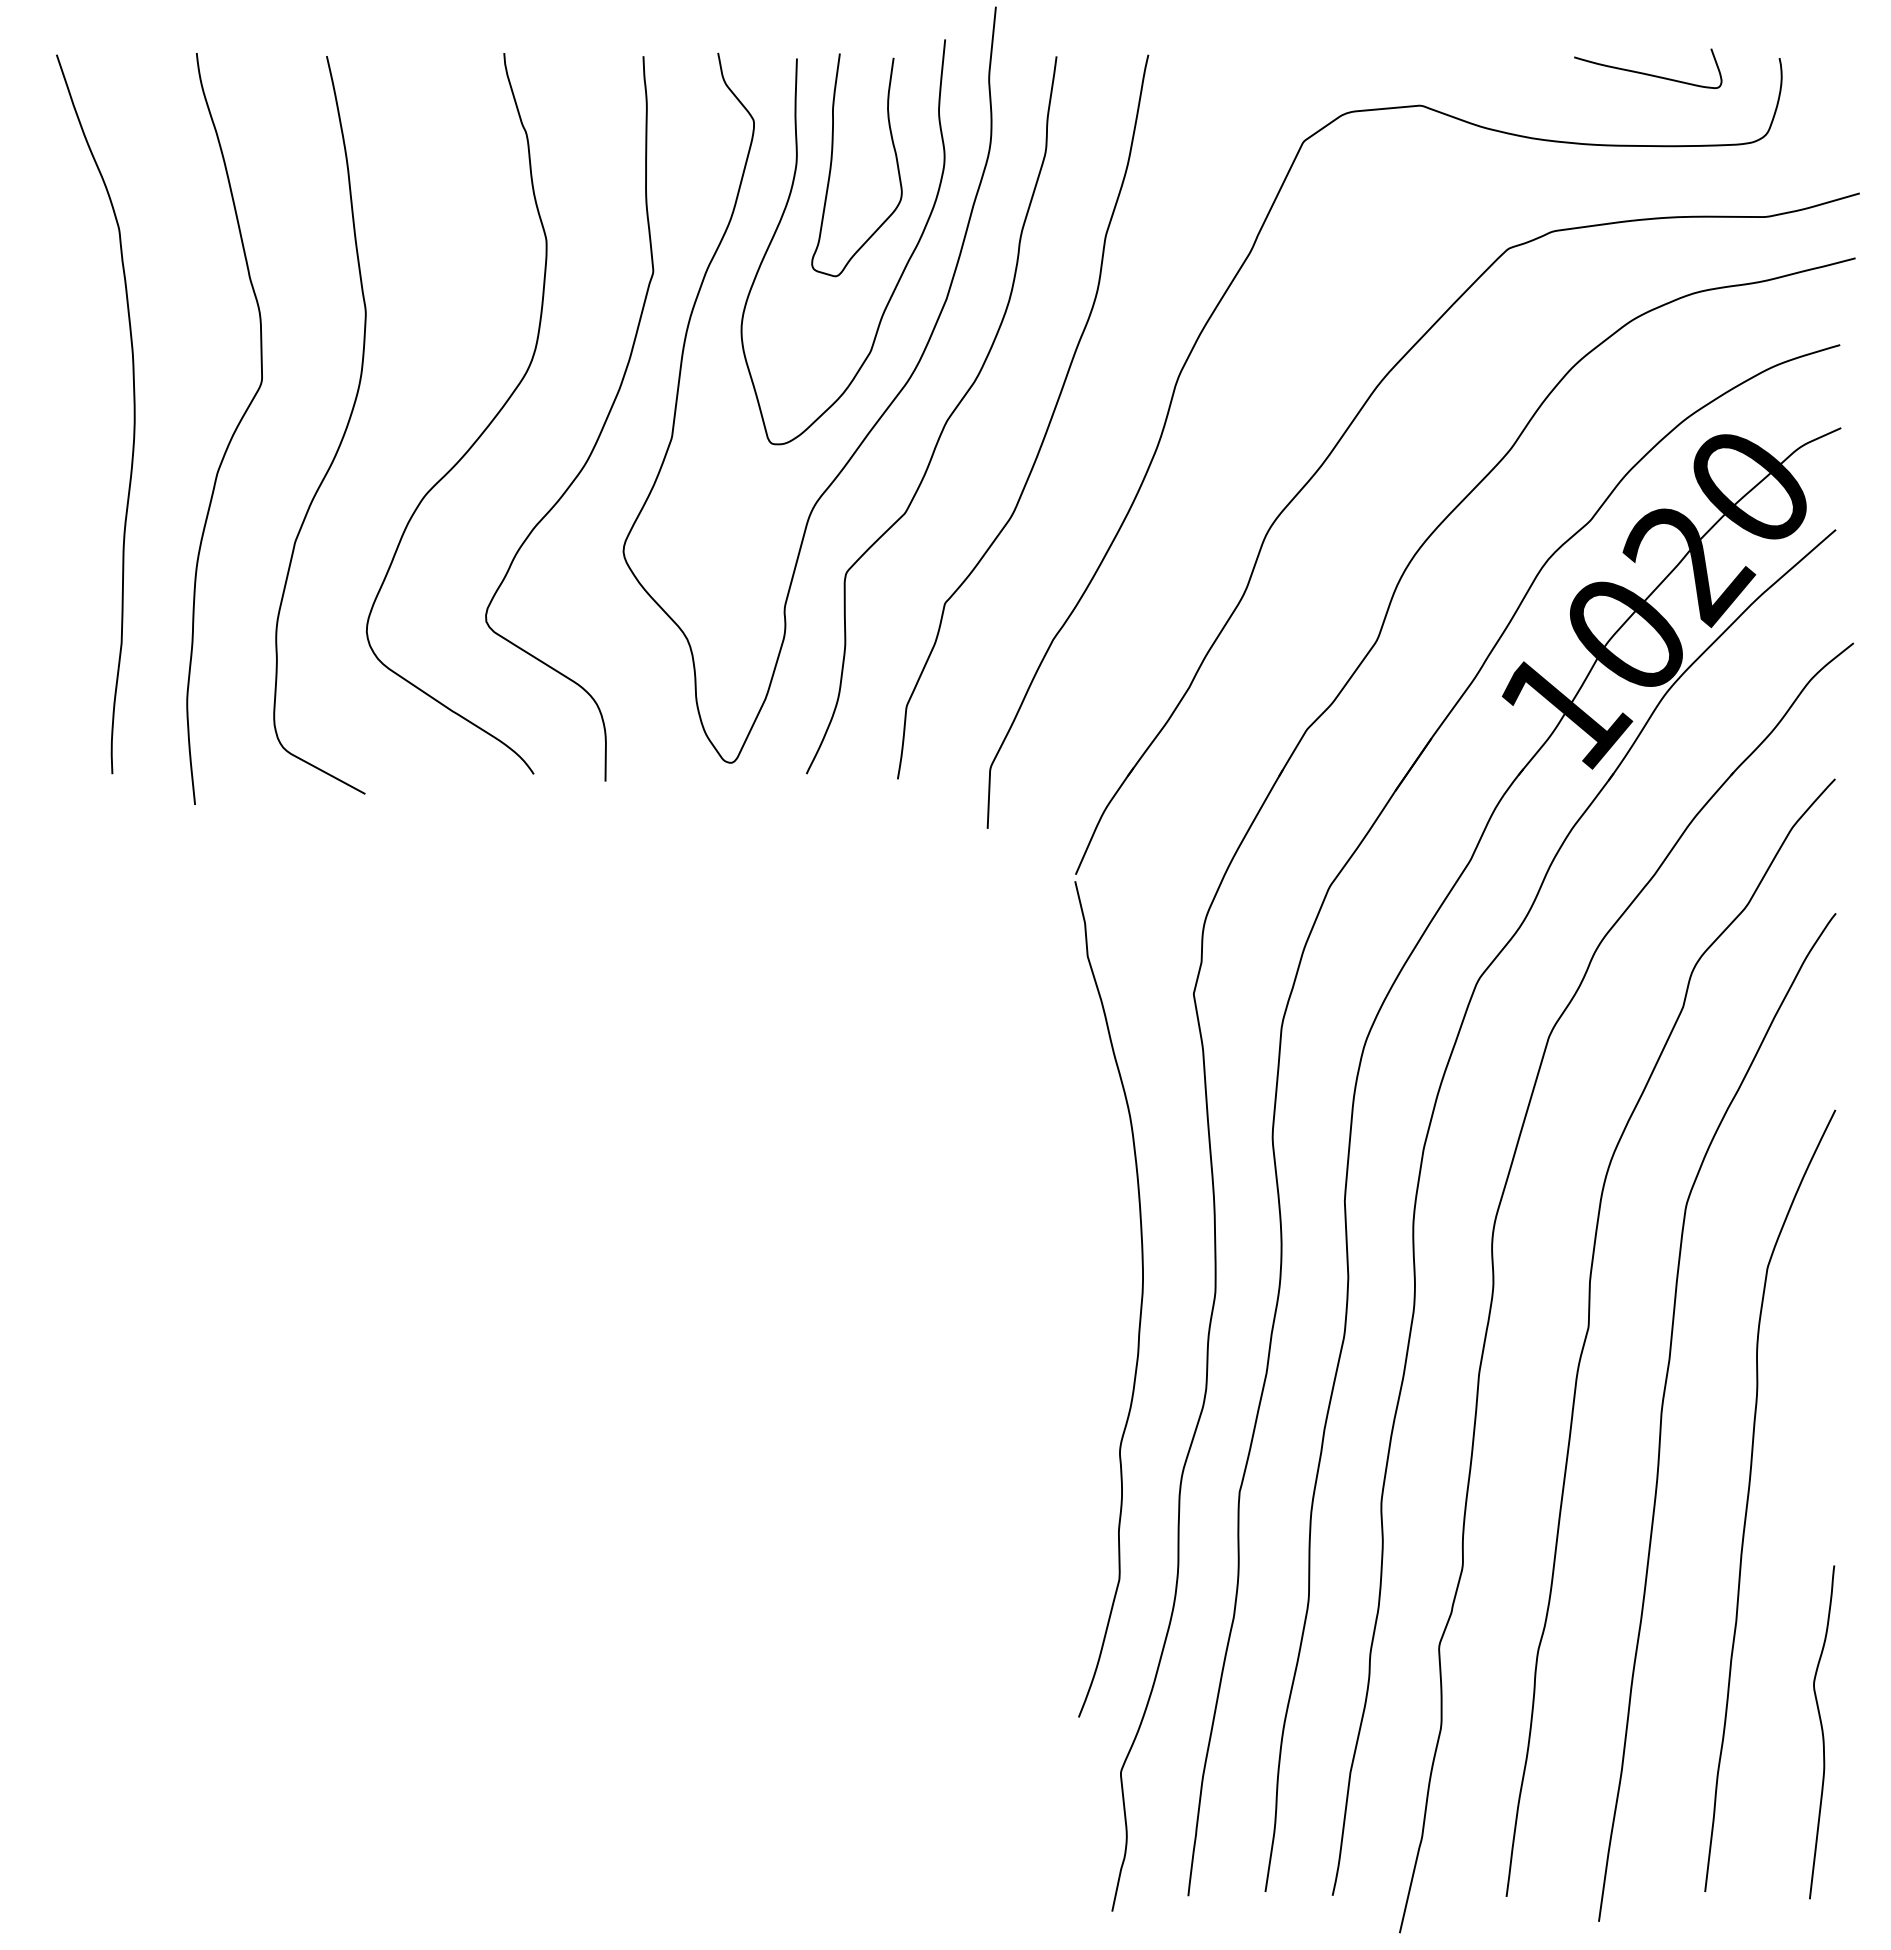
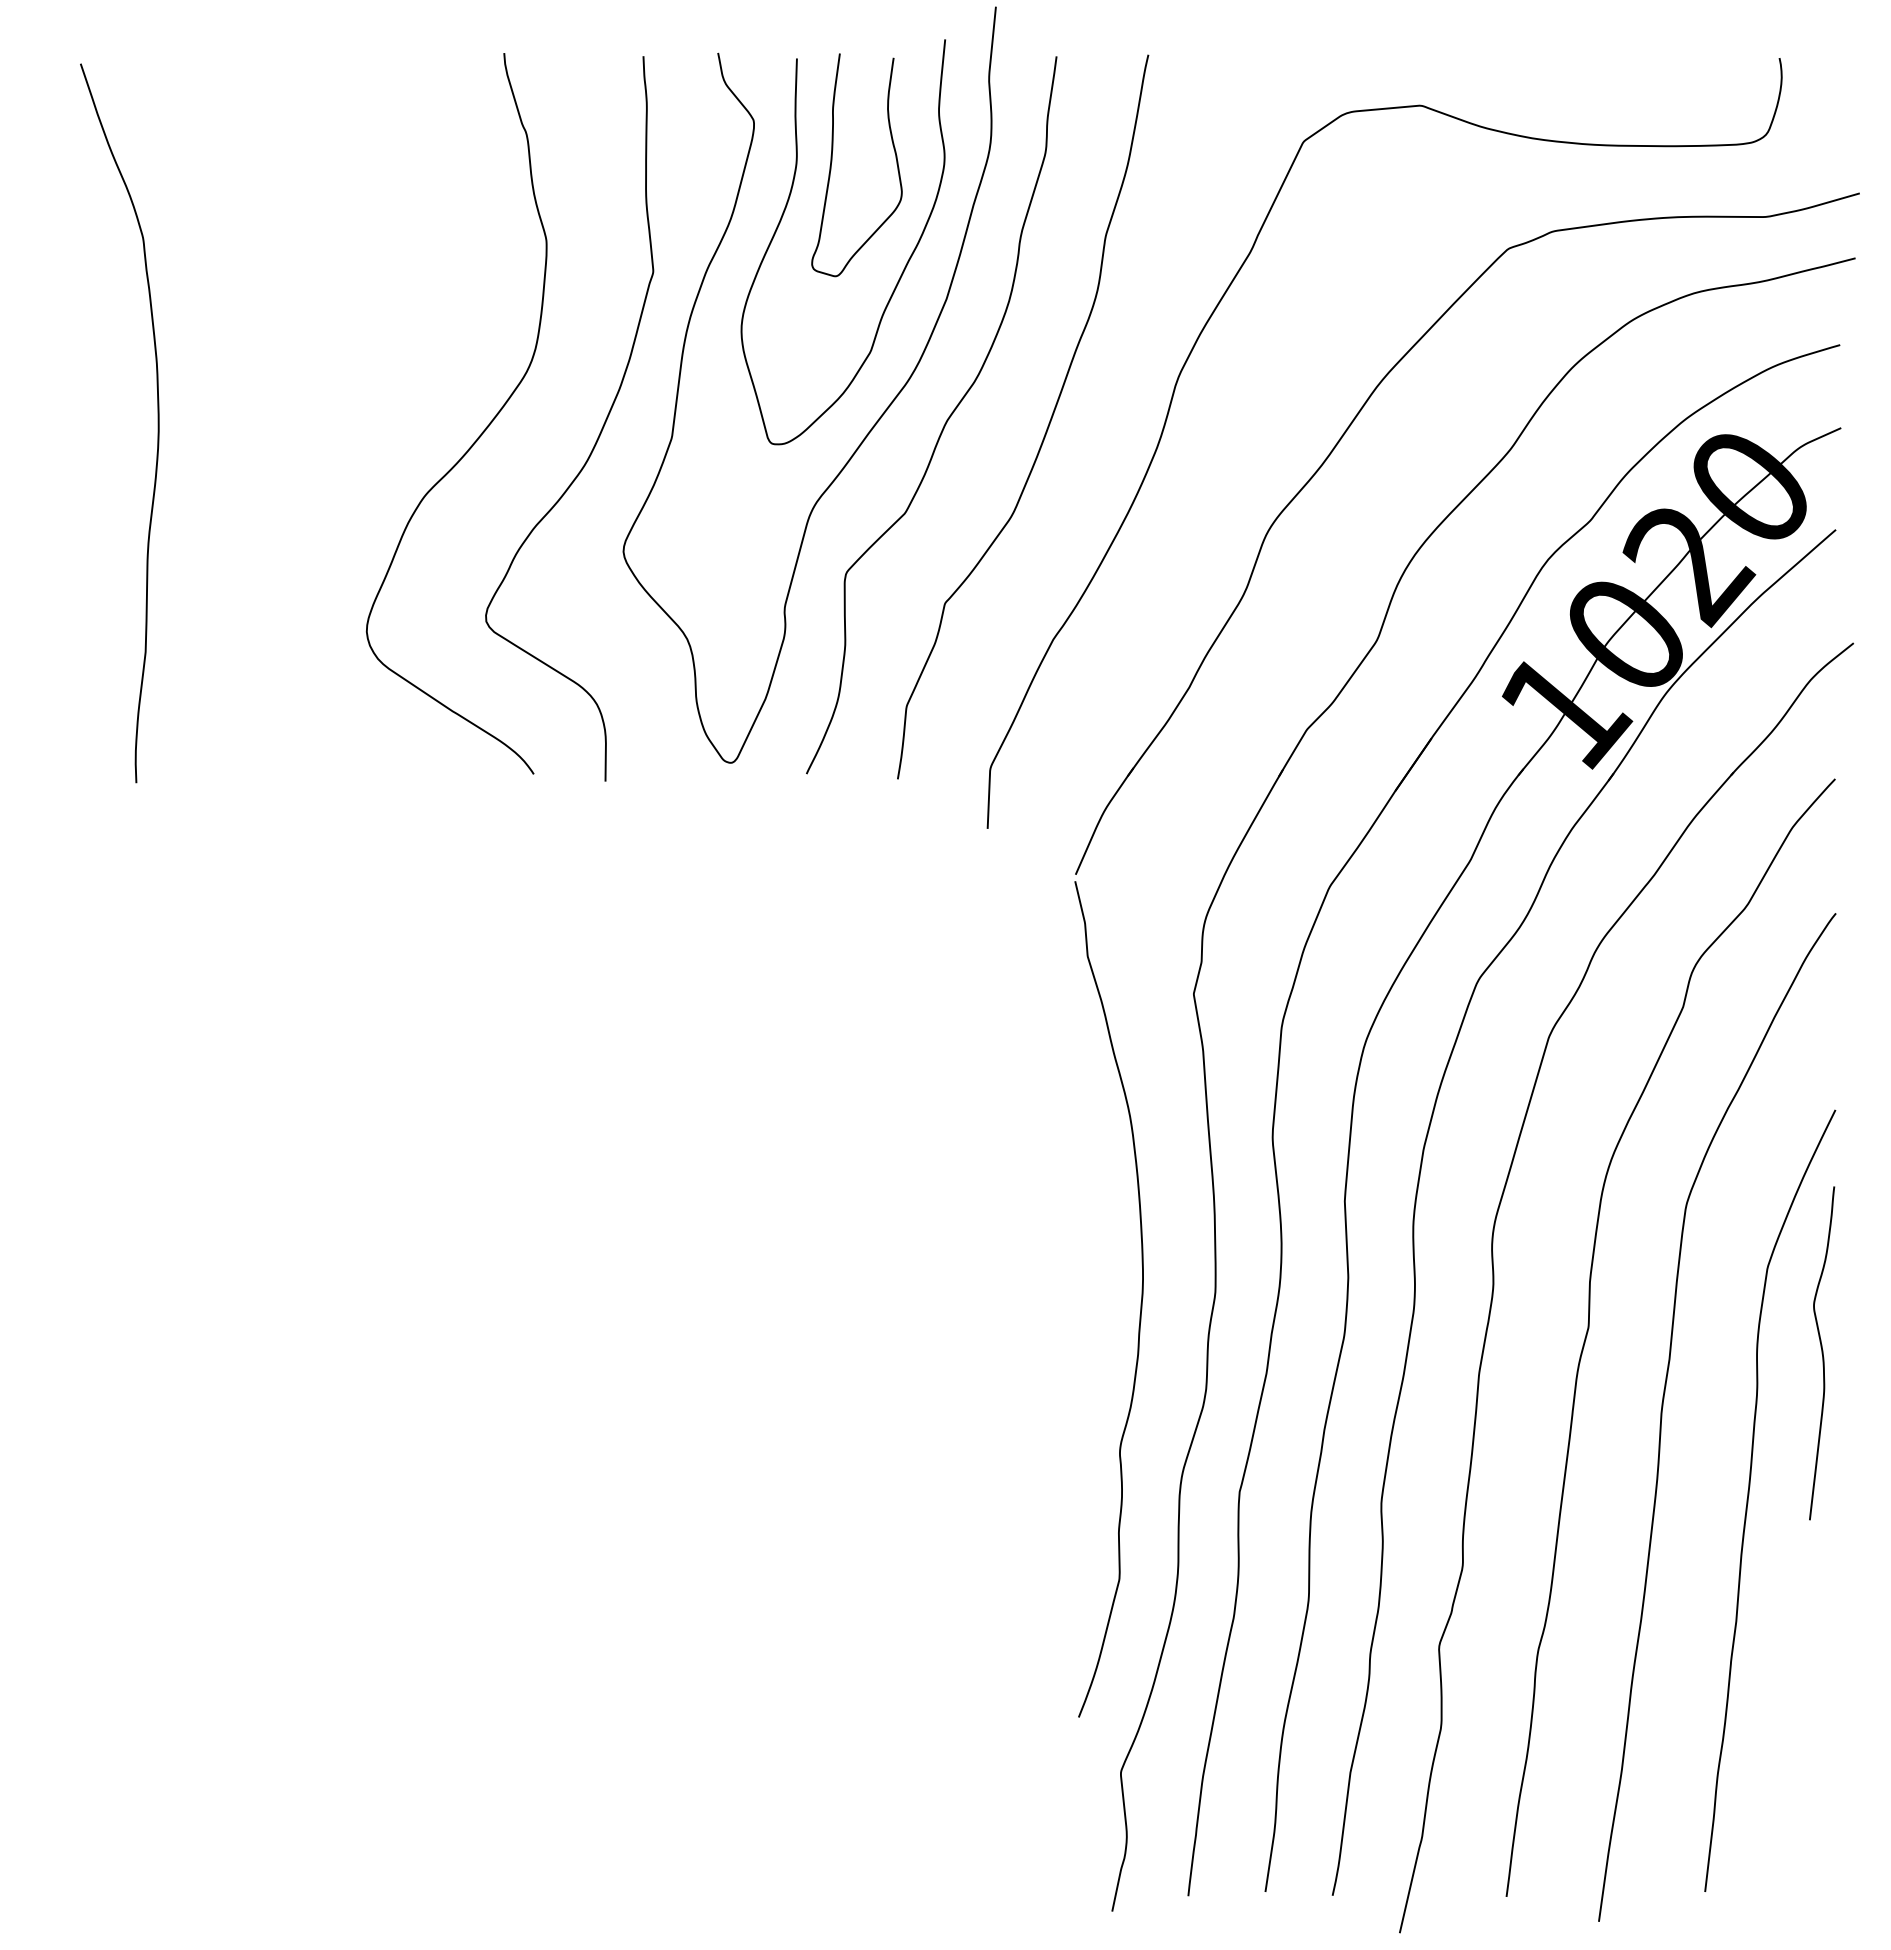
curve: present -> none (1648, 73)
curve position: (133, 414) -> (157, 423) (157, 423)
curve: present -> none (233, 432)
curve: present -> none (342, 435)
curve position: (1822, 1732) -> (1822, 1353) (1822, 1353)
